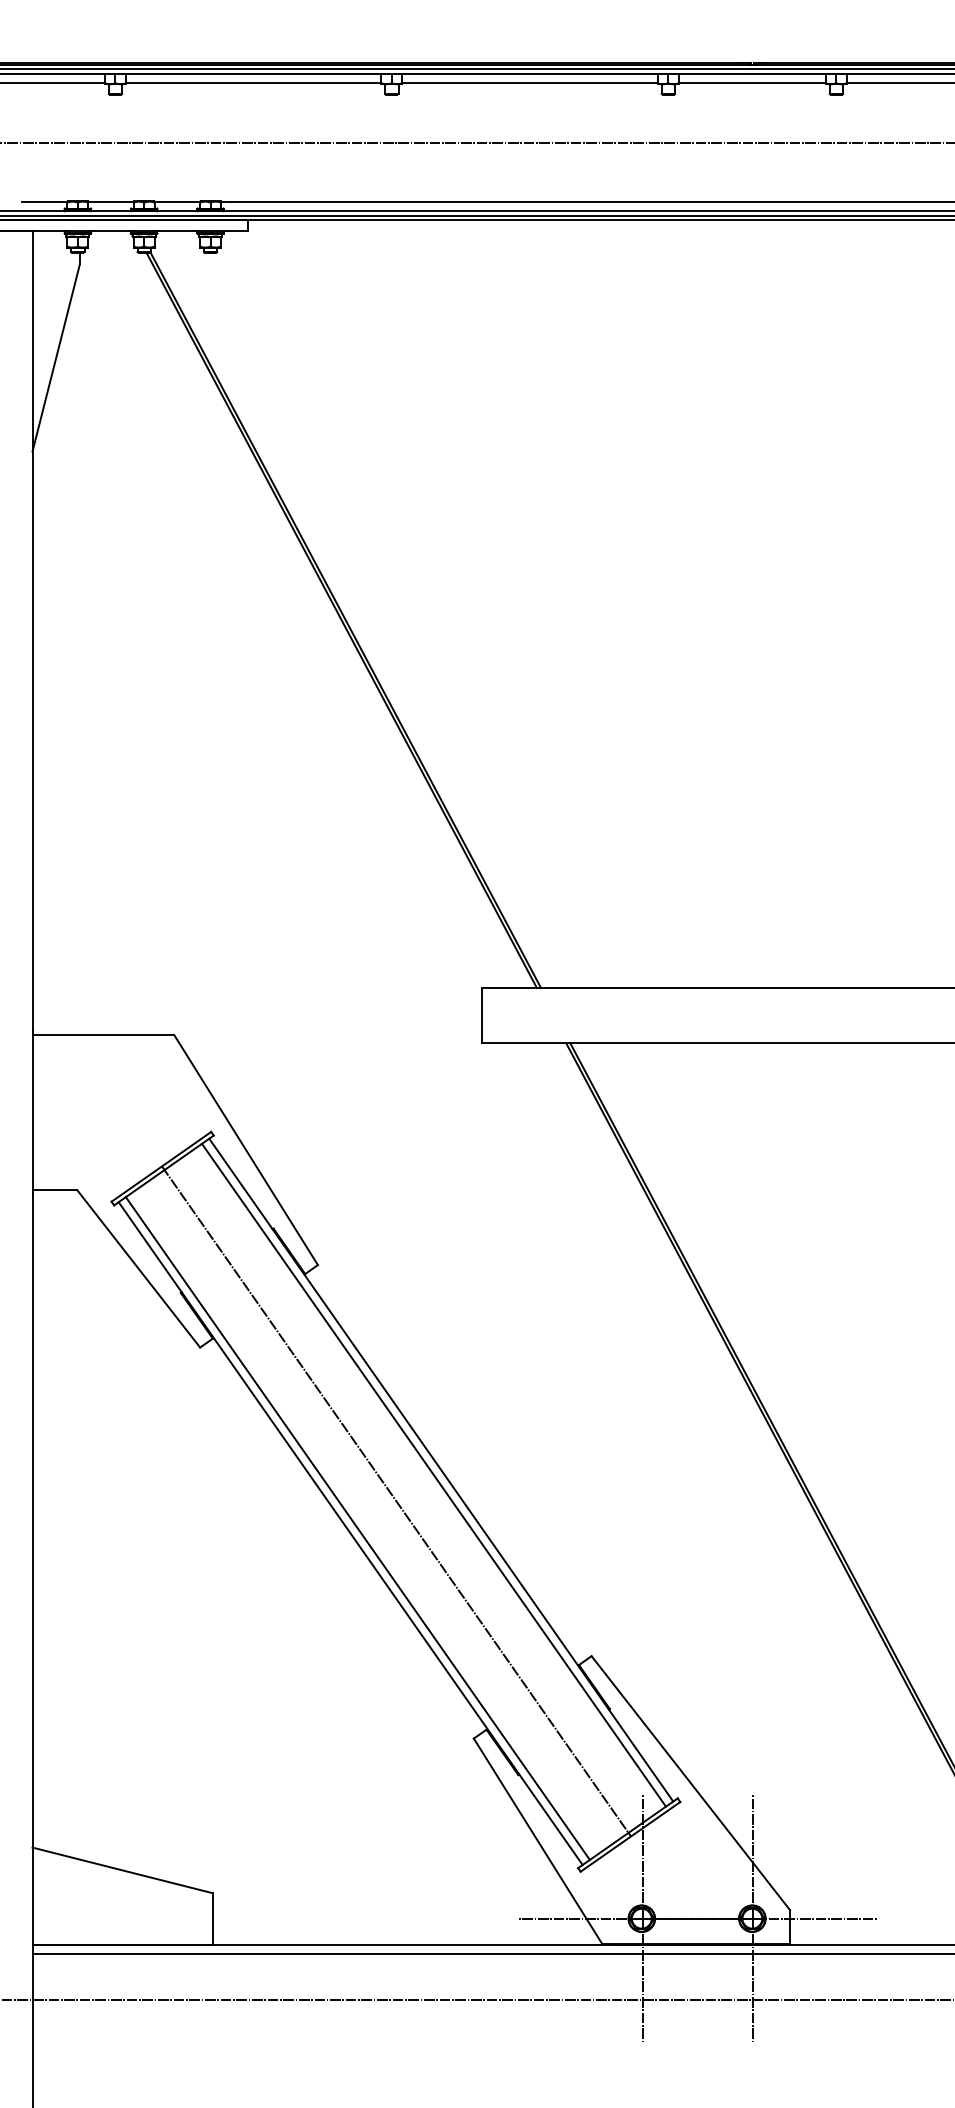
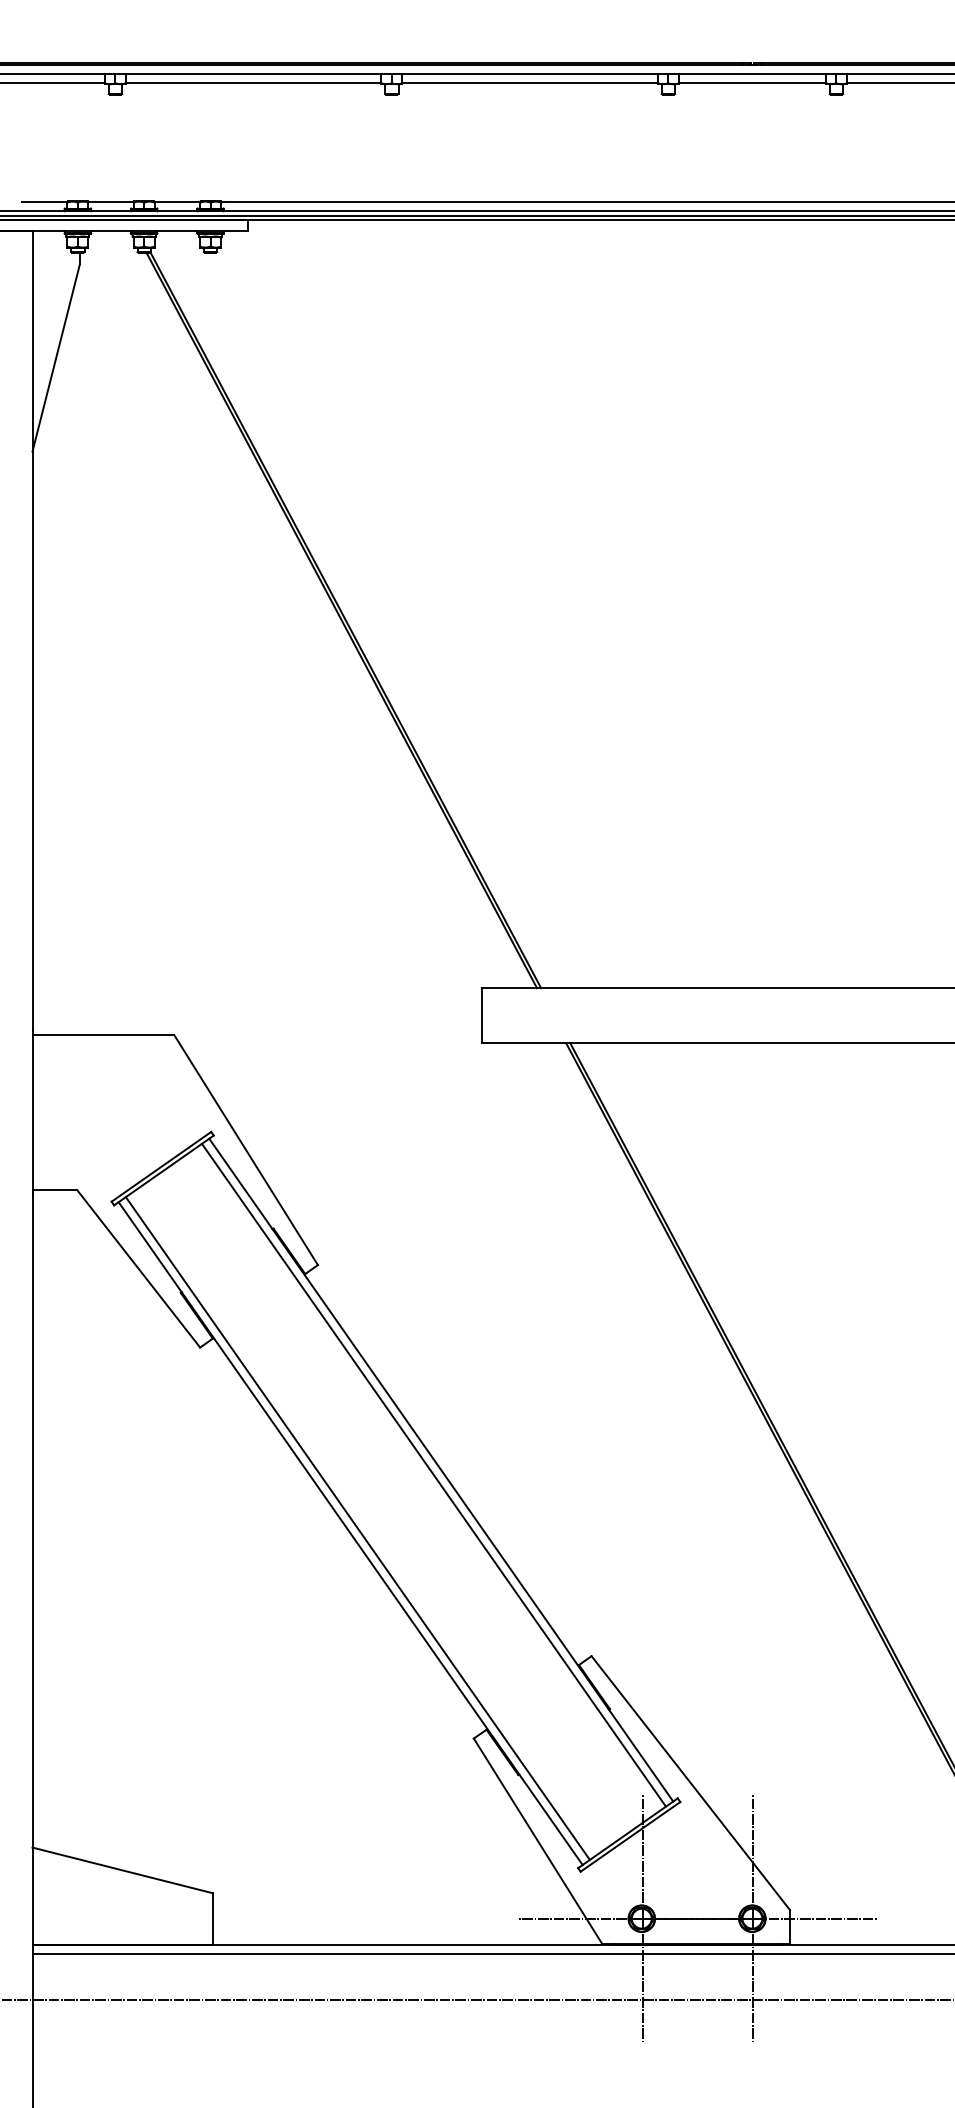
line: present -> none (476, 69)
line: present -> none (476, 142)
line: present -> none (396, 1501)
